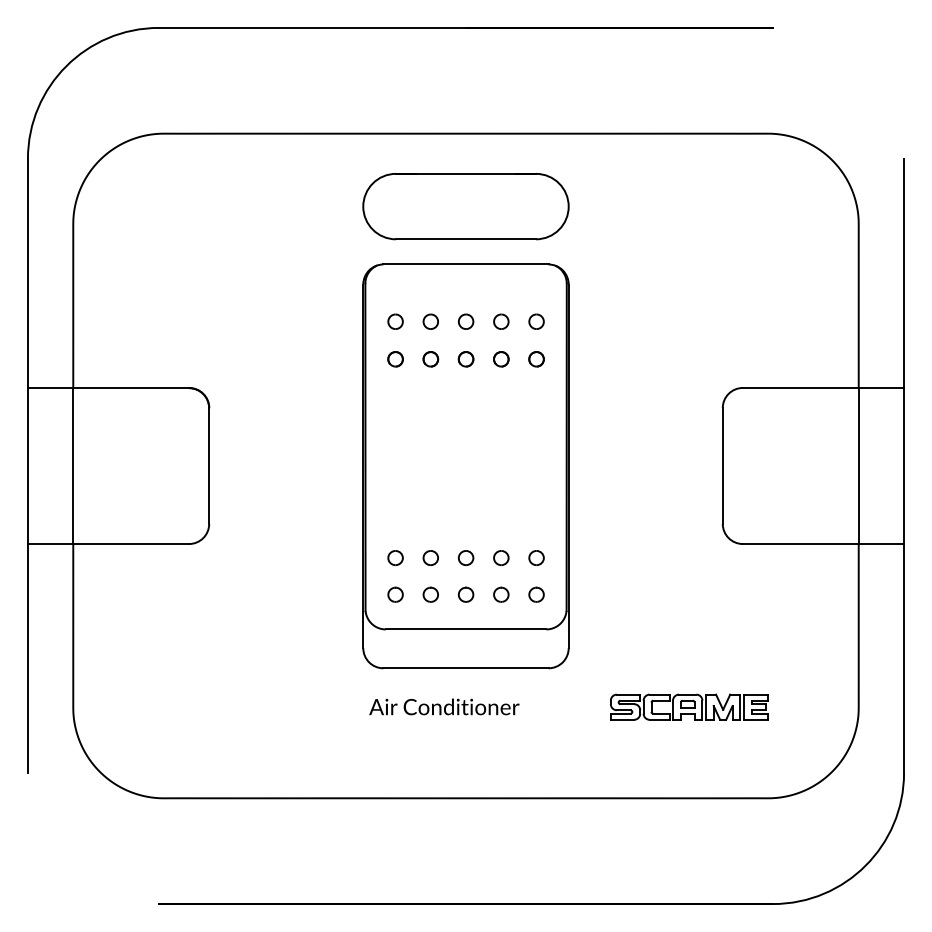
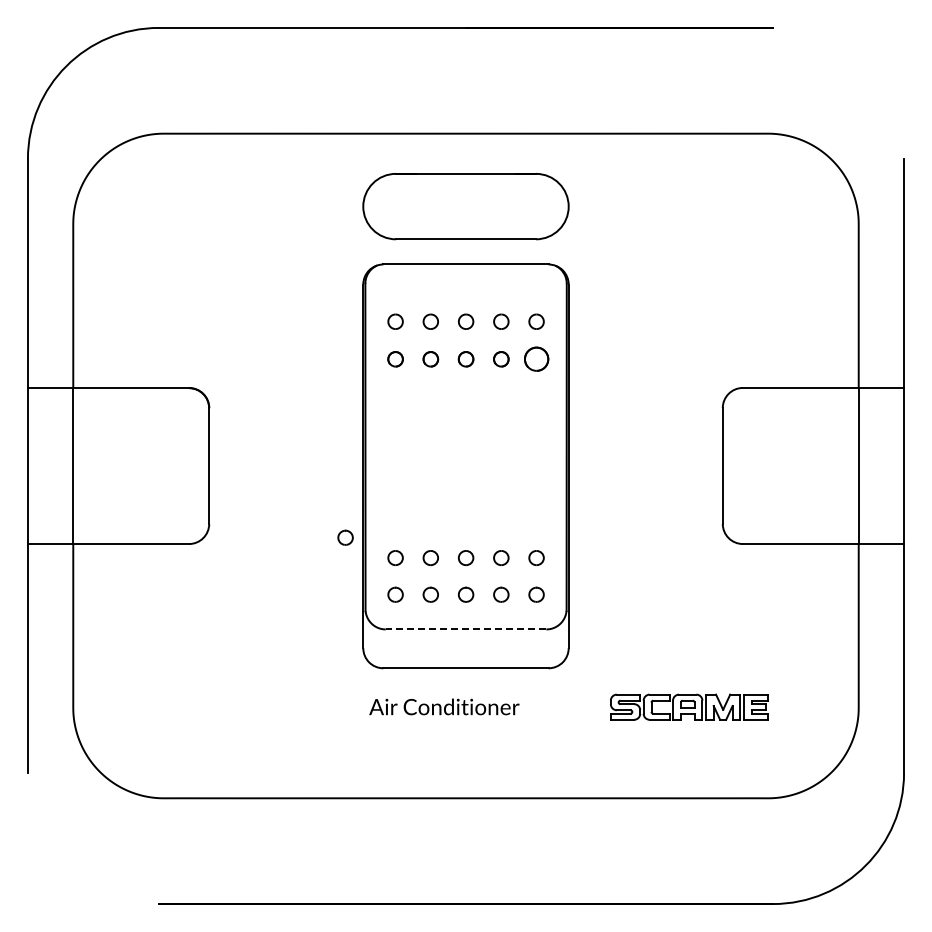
part size: 17x17 px -> 26x26 px (536, 358)
part: none -> present (345, 537)
line: solid -> dashed (465, 629)
